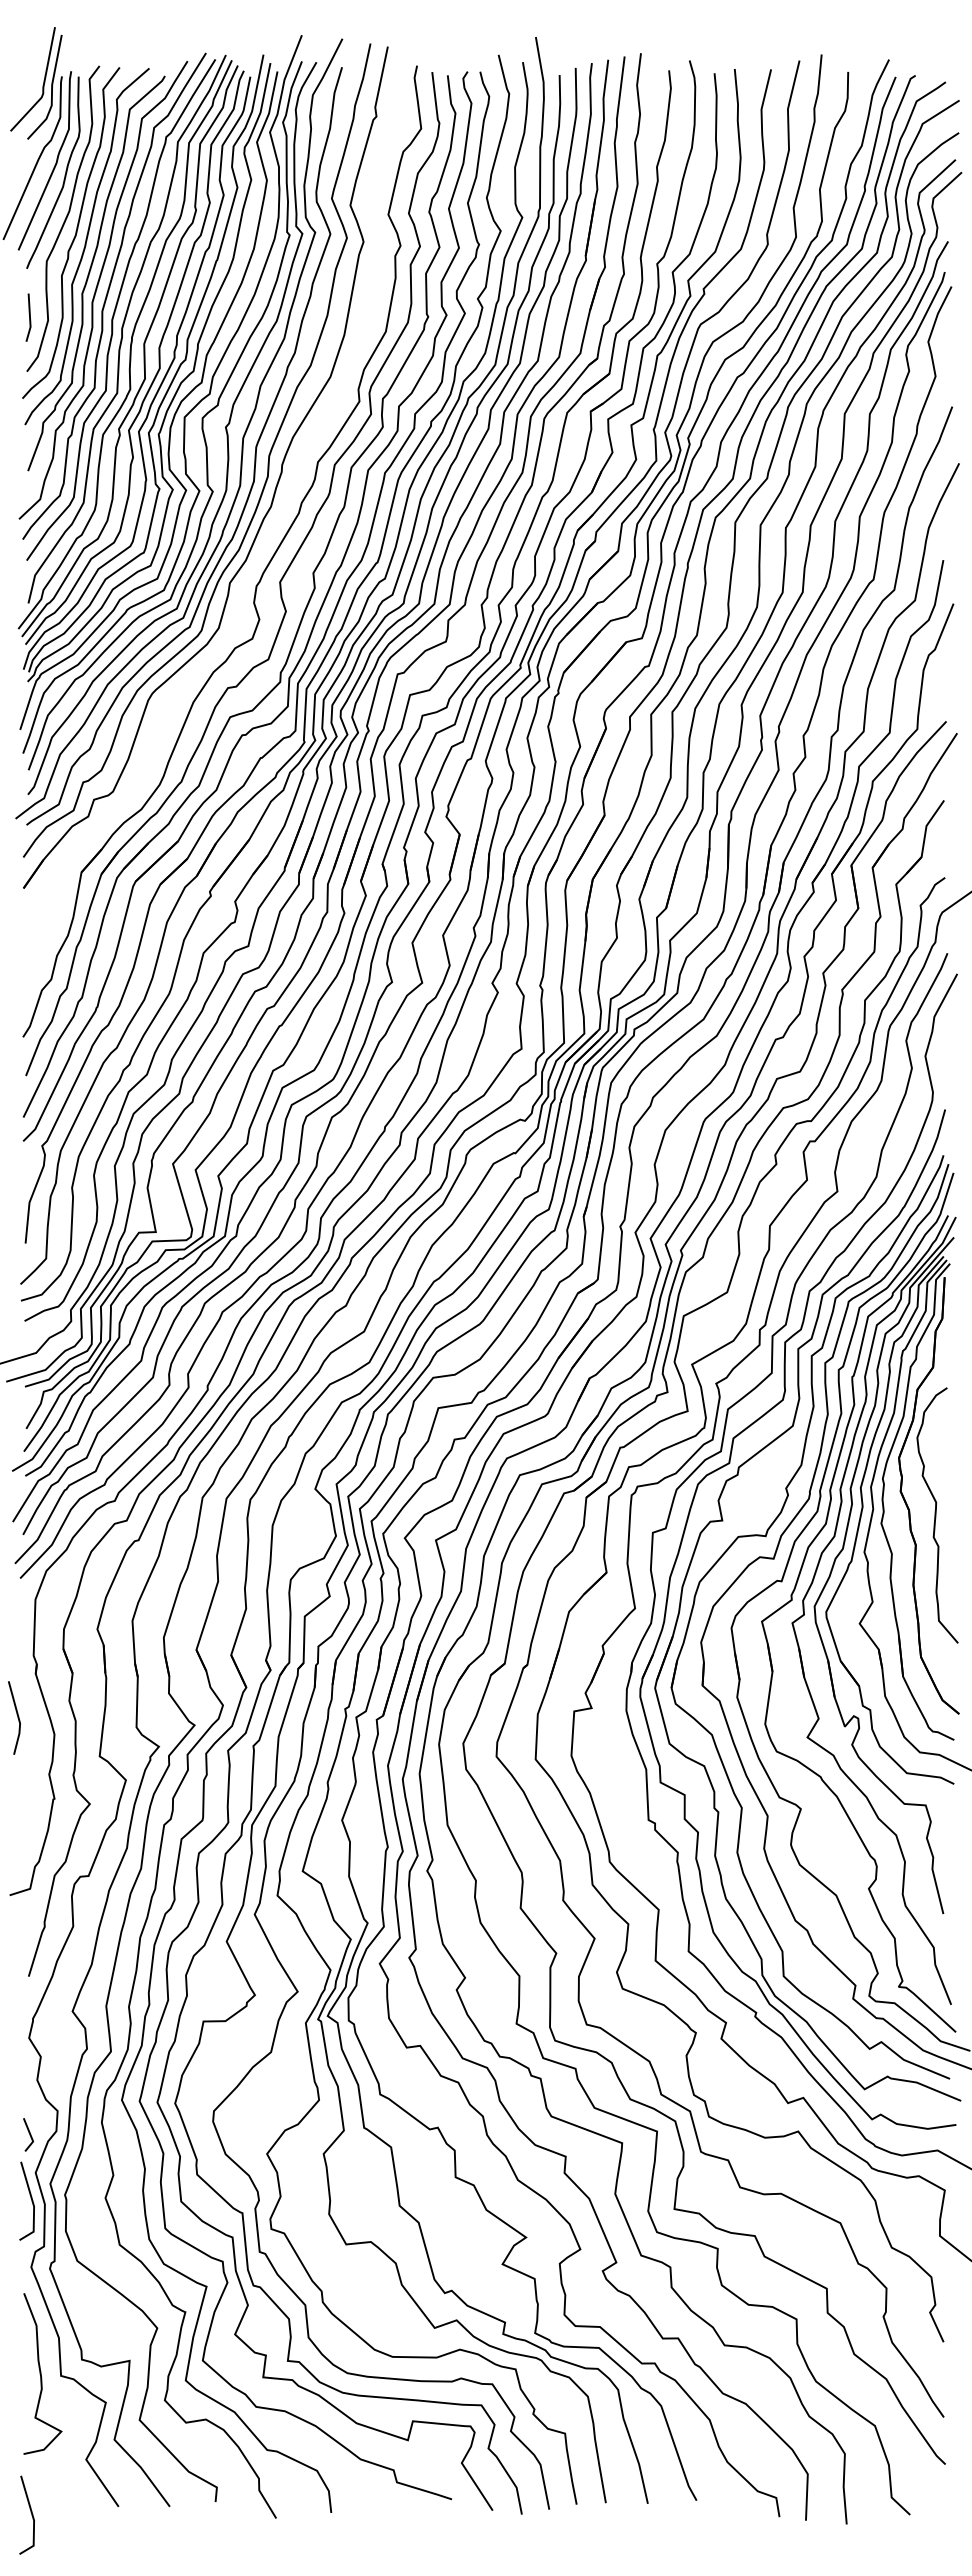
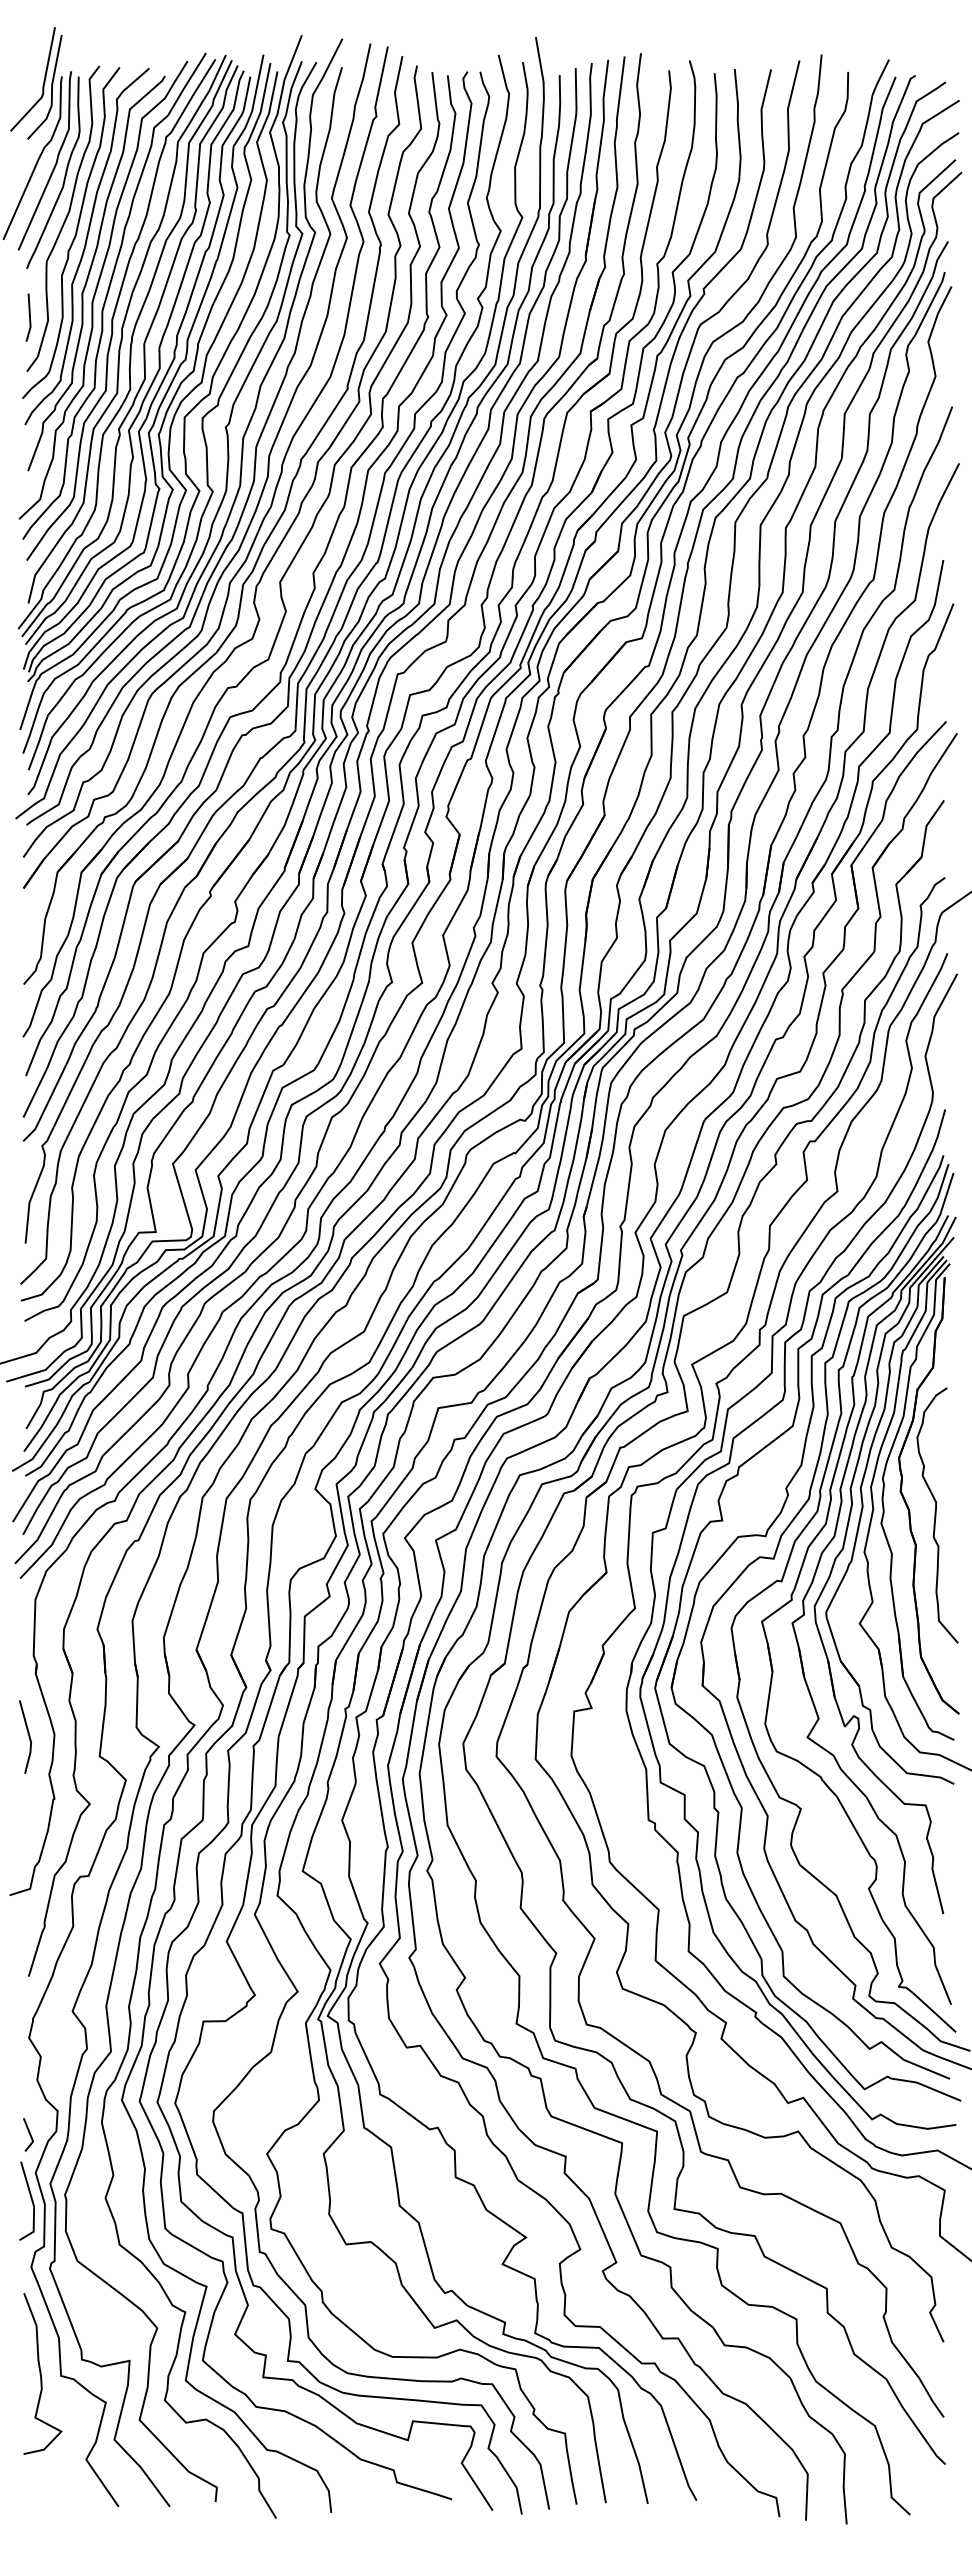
part: none -> present (262, 545)
line position: (17, 1717) -> (28, 1736) (28, 1736)
line: present -> none (30, 2512)
